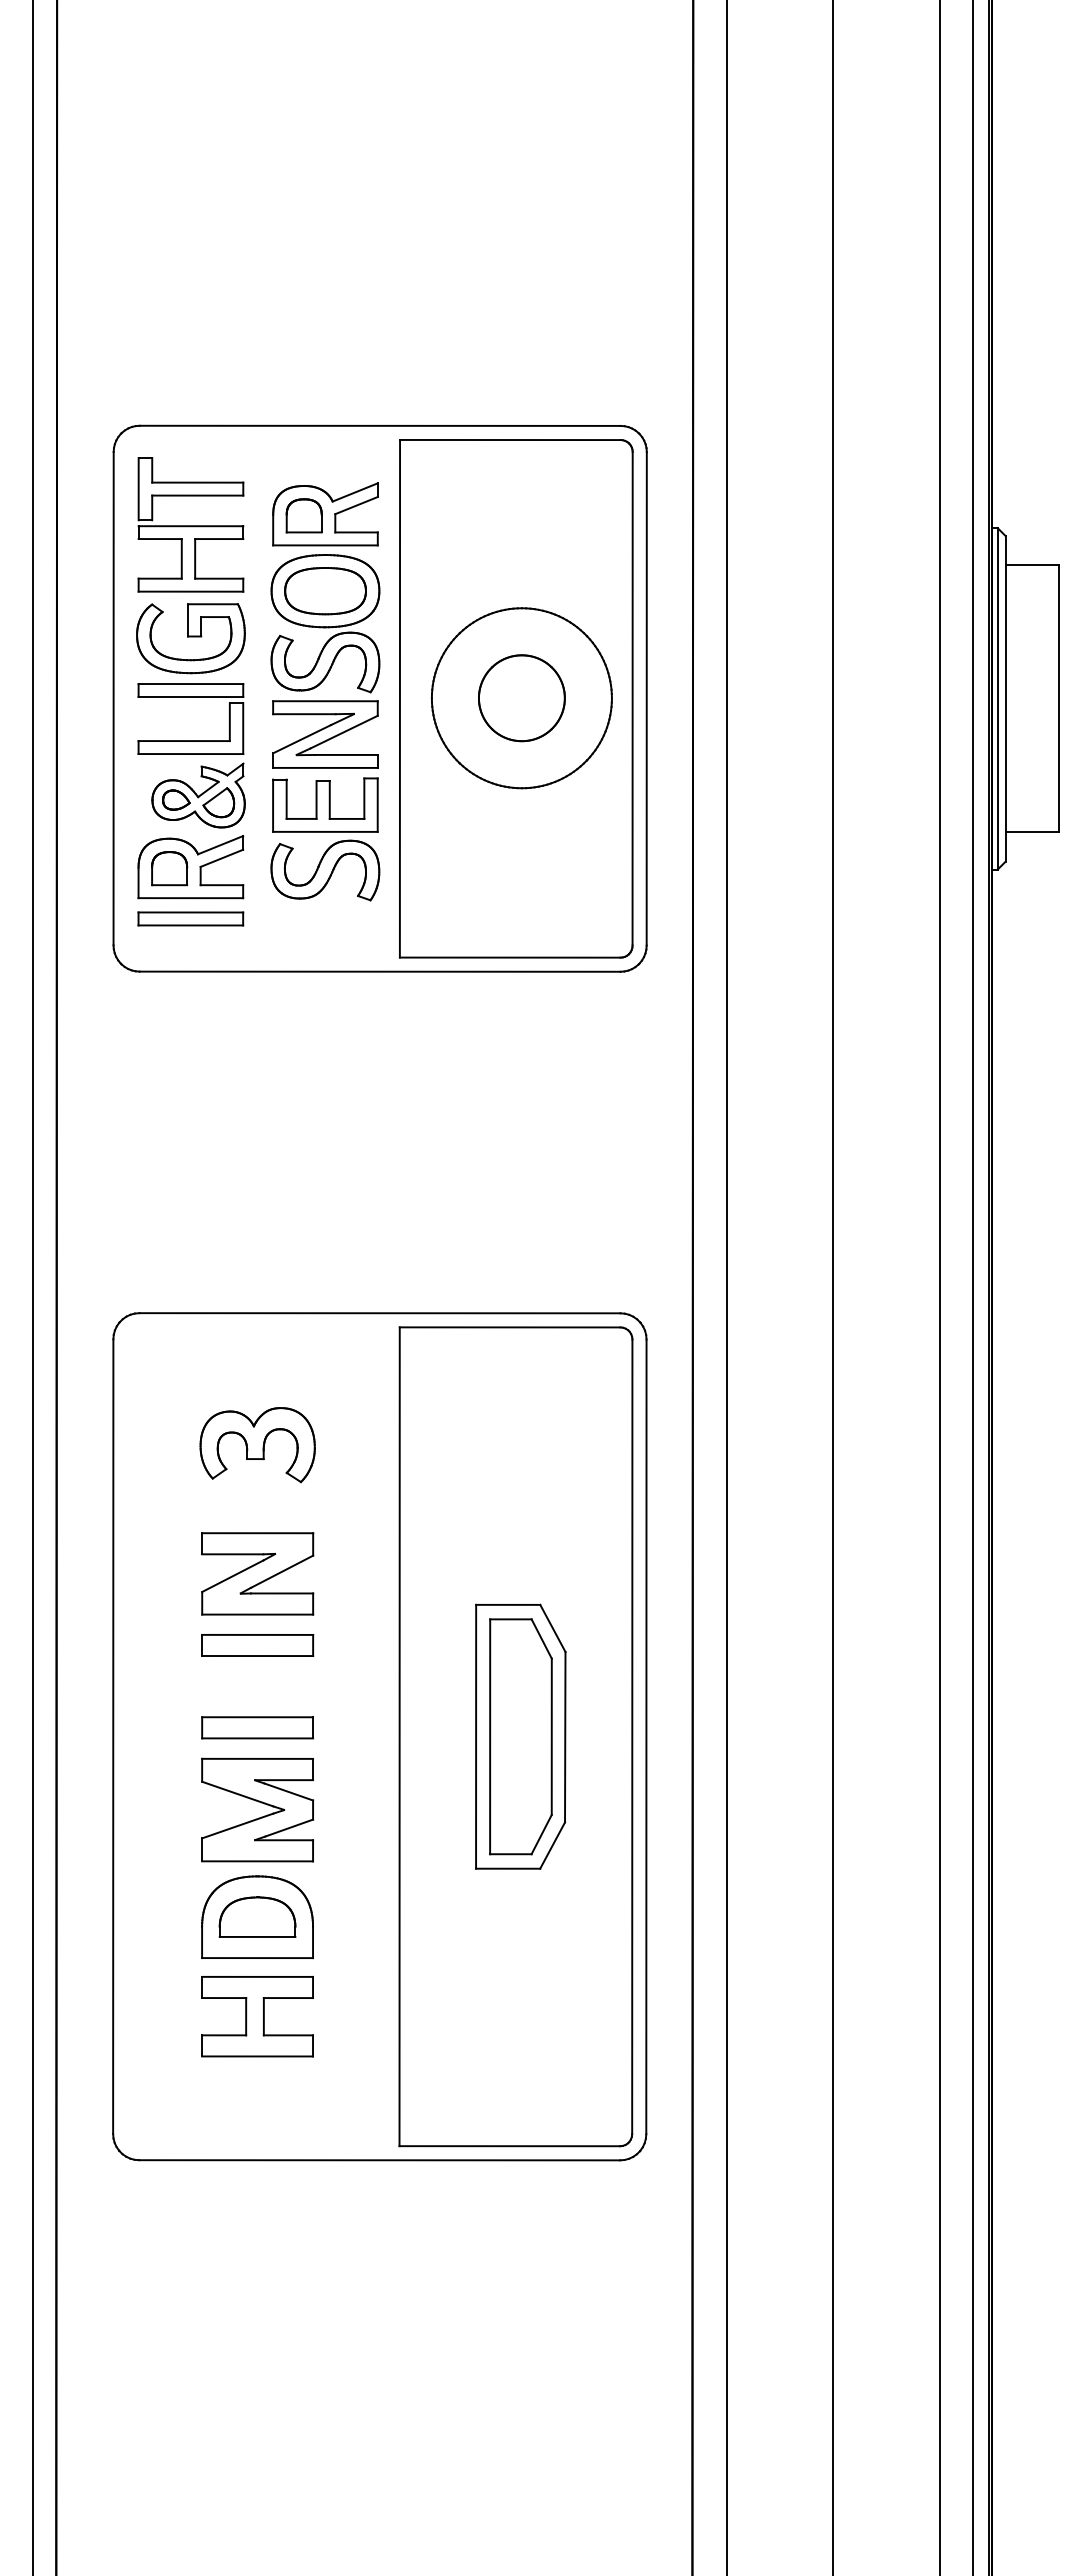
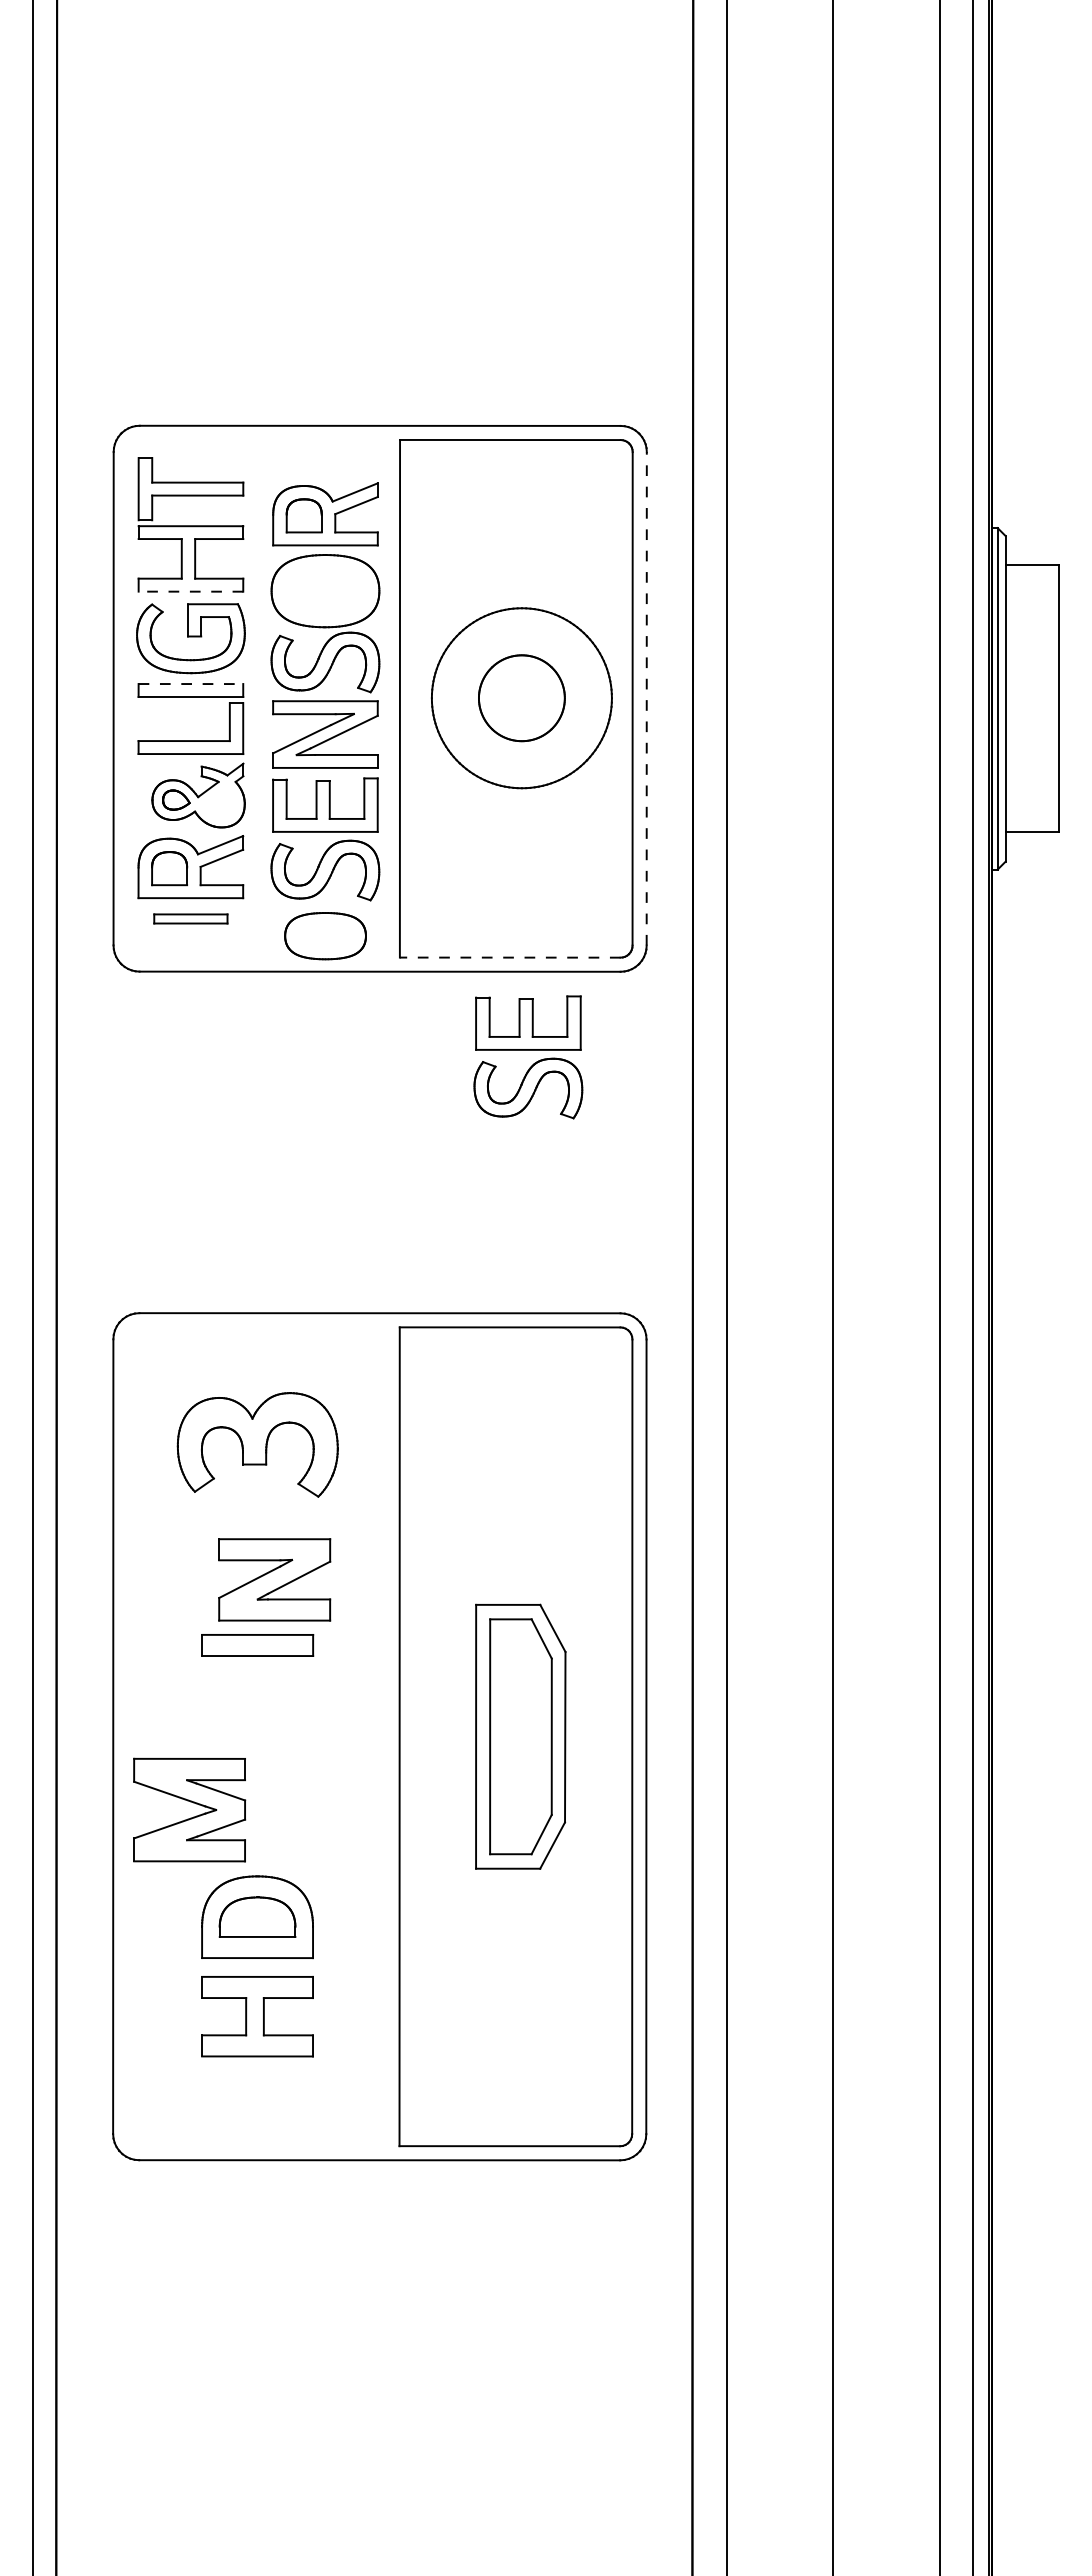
line: solid -> dashed (190, 591)
part position: (325, 591) -> (325, 936) (325, 936)
line: solid -> dashed (191, 684)
line: solid -> dashed (646, 698)
part: present -> none (218, 802)
part size: 108x16 px -> 76x12 px (190, 918)
line: solid -> dashed (509, 957)
part: none -> present (528, 1050)
part size: 117x77 px -> 163x106 px (257, 1444)
part position: (257, 1573) -> (274, 1579) (274, 1579)
part: present -> none (257, 1727)
part position: (258, 1802) -> (190, 1802) (190, 1802)
